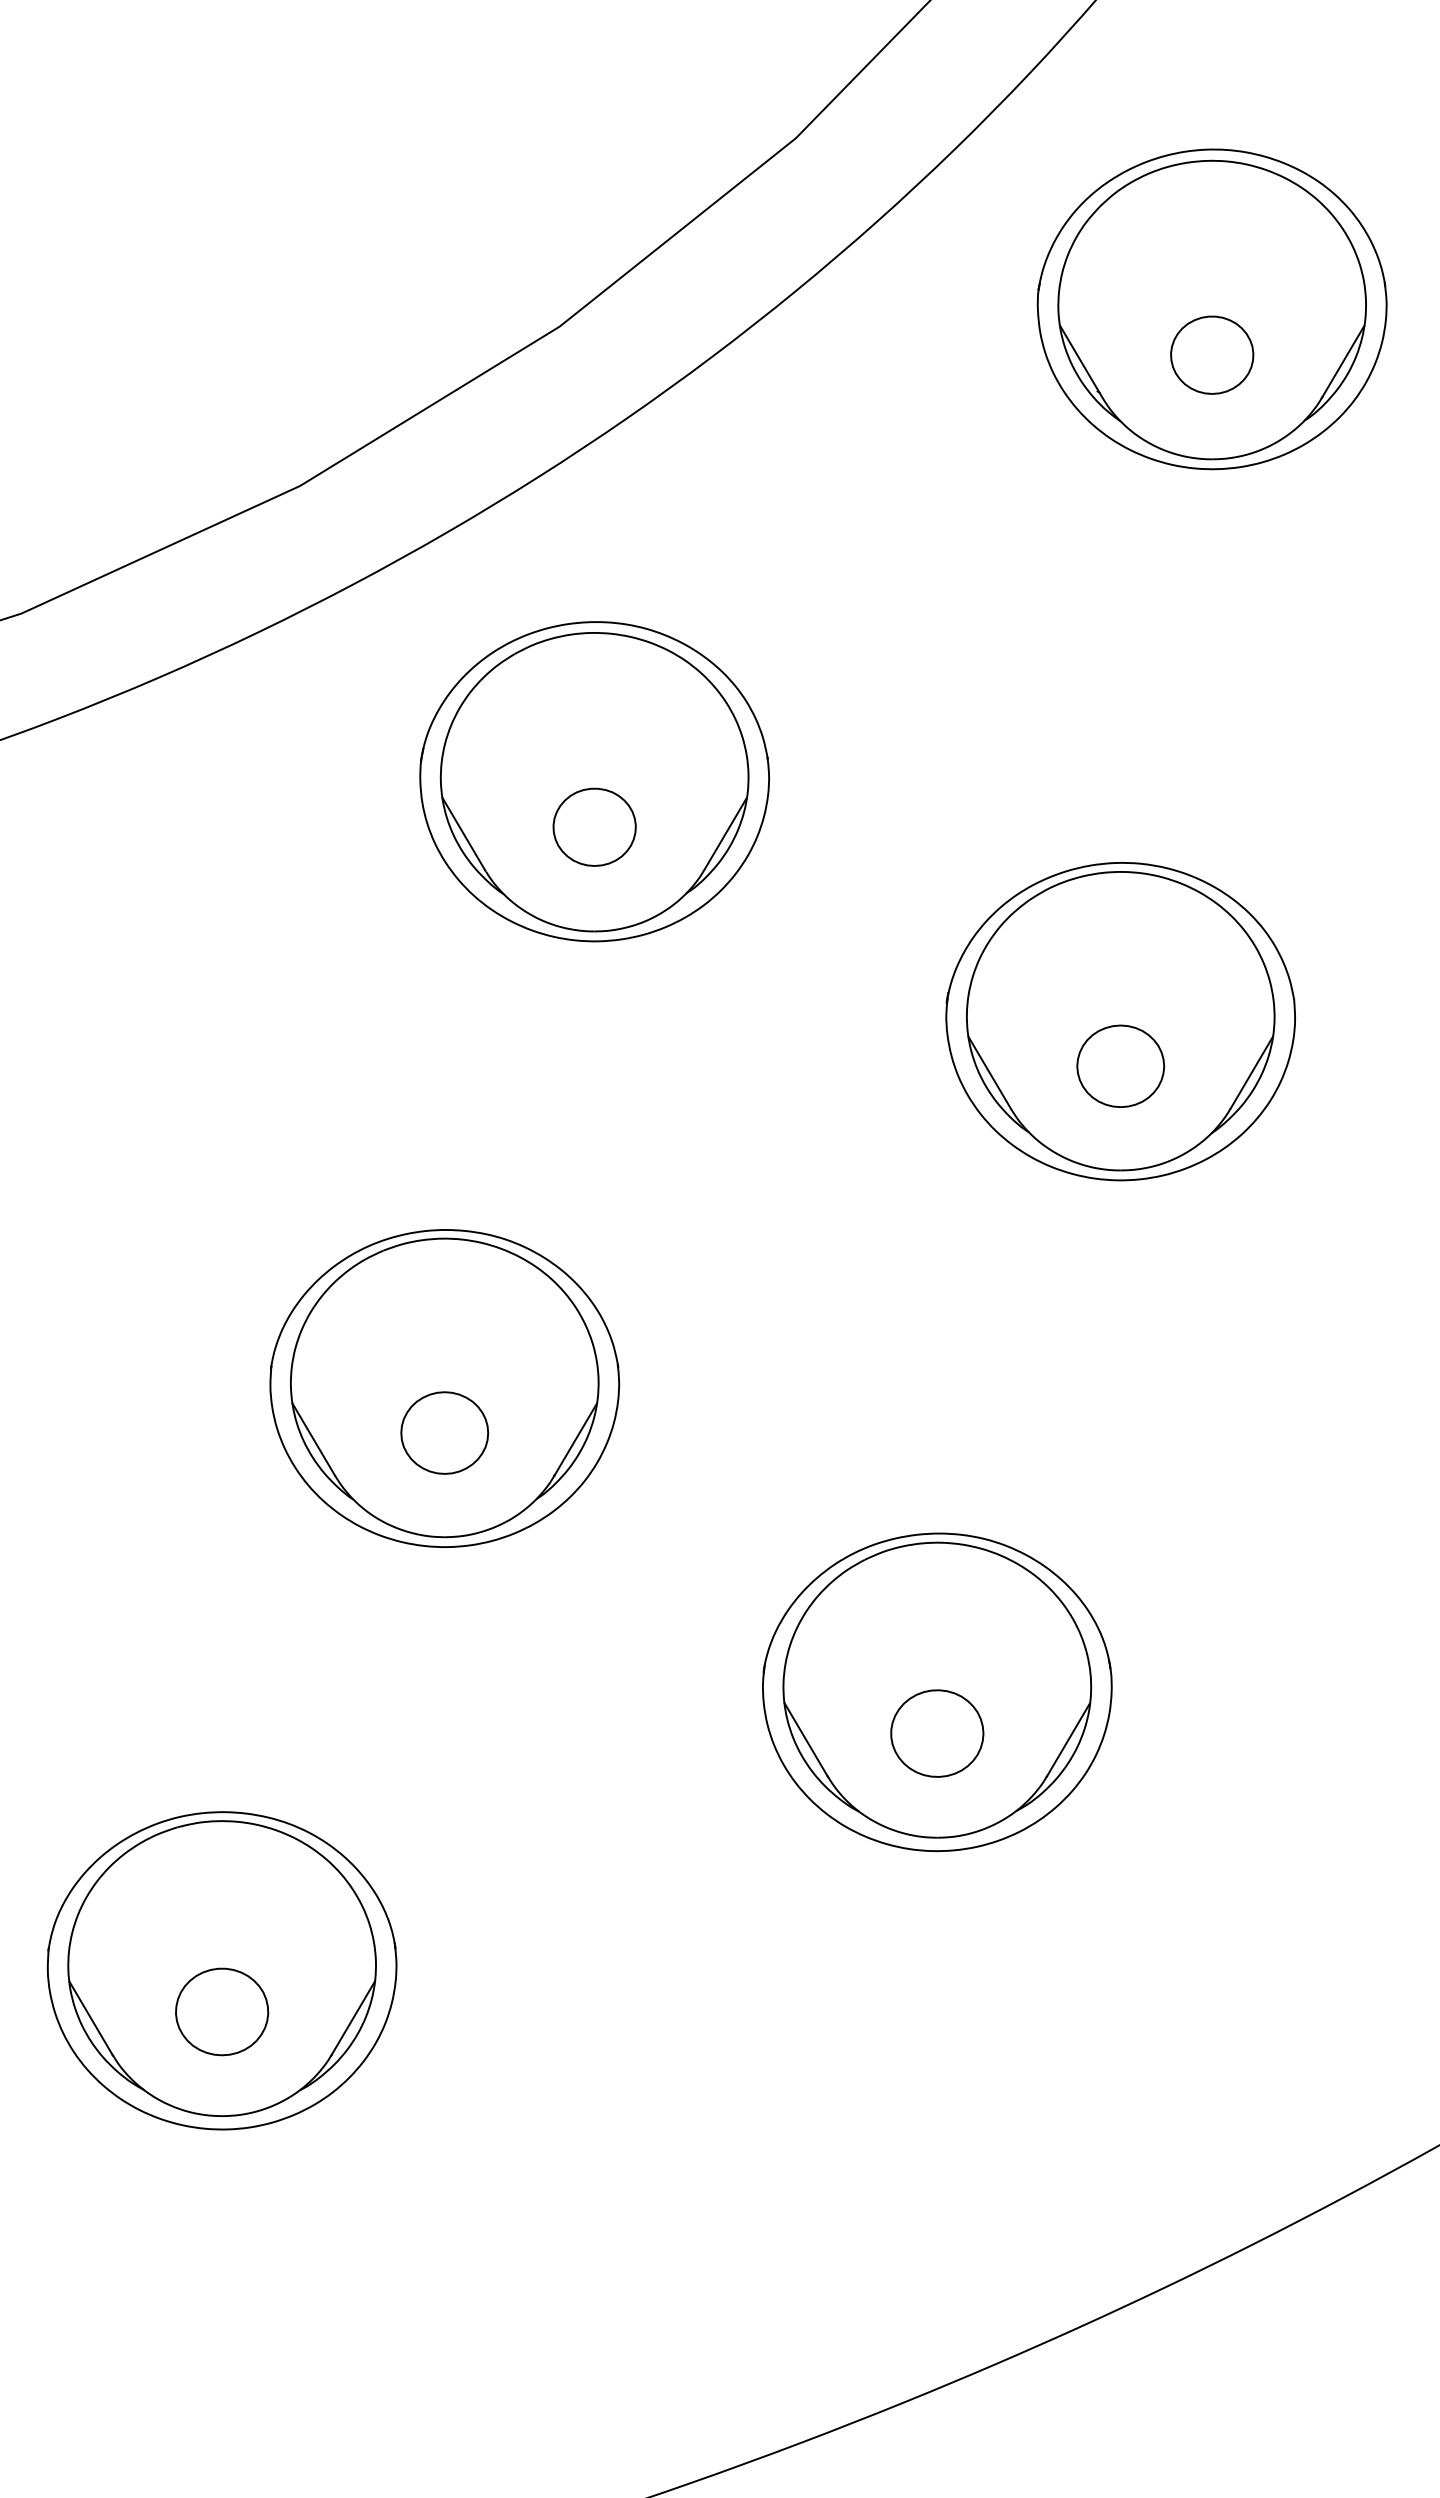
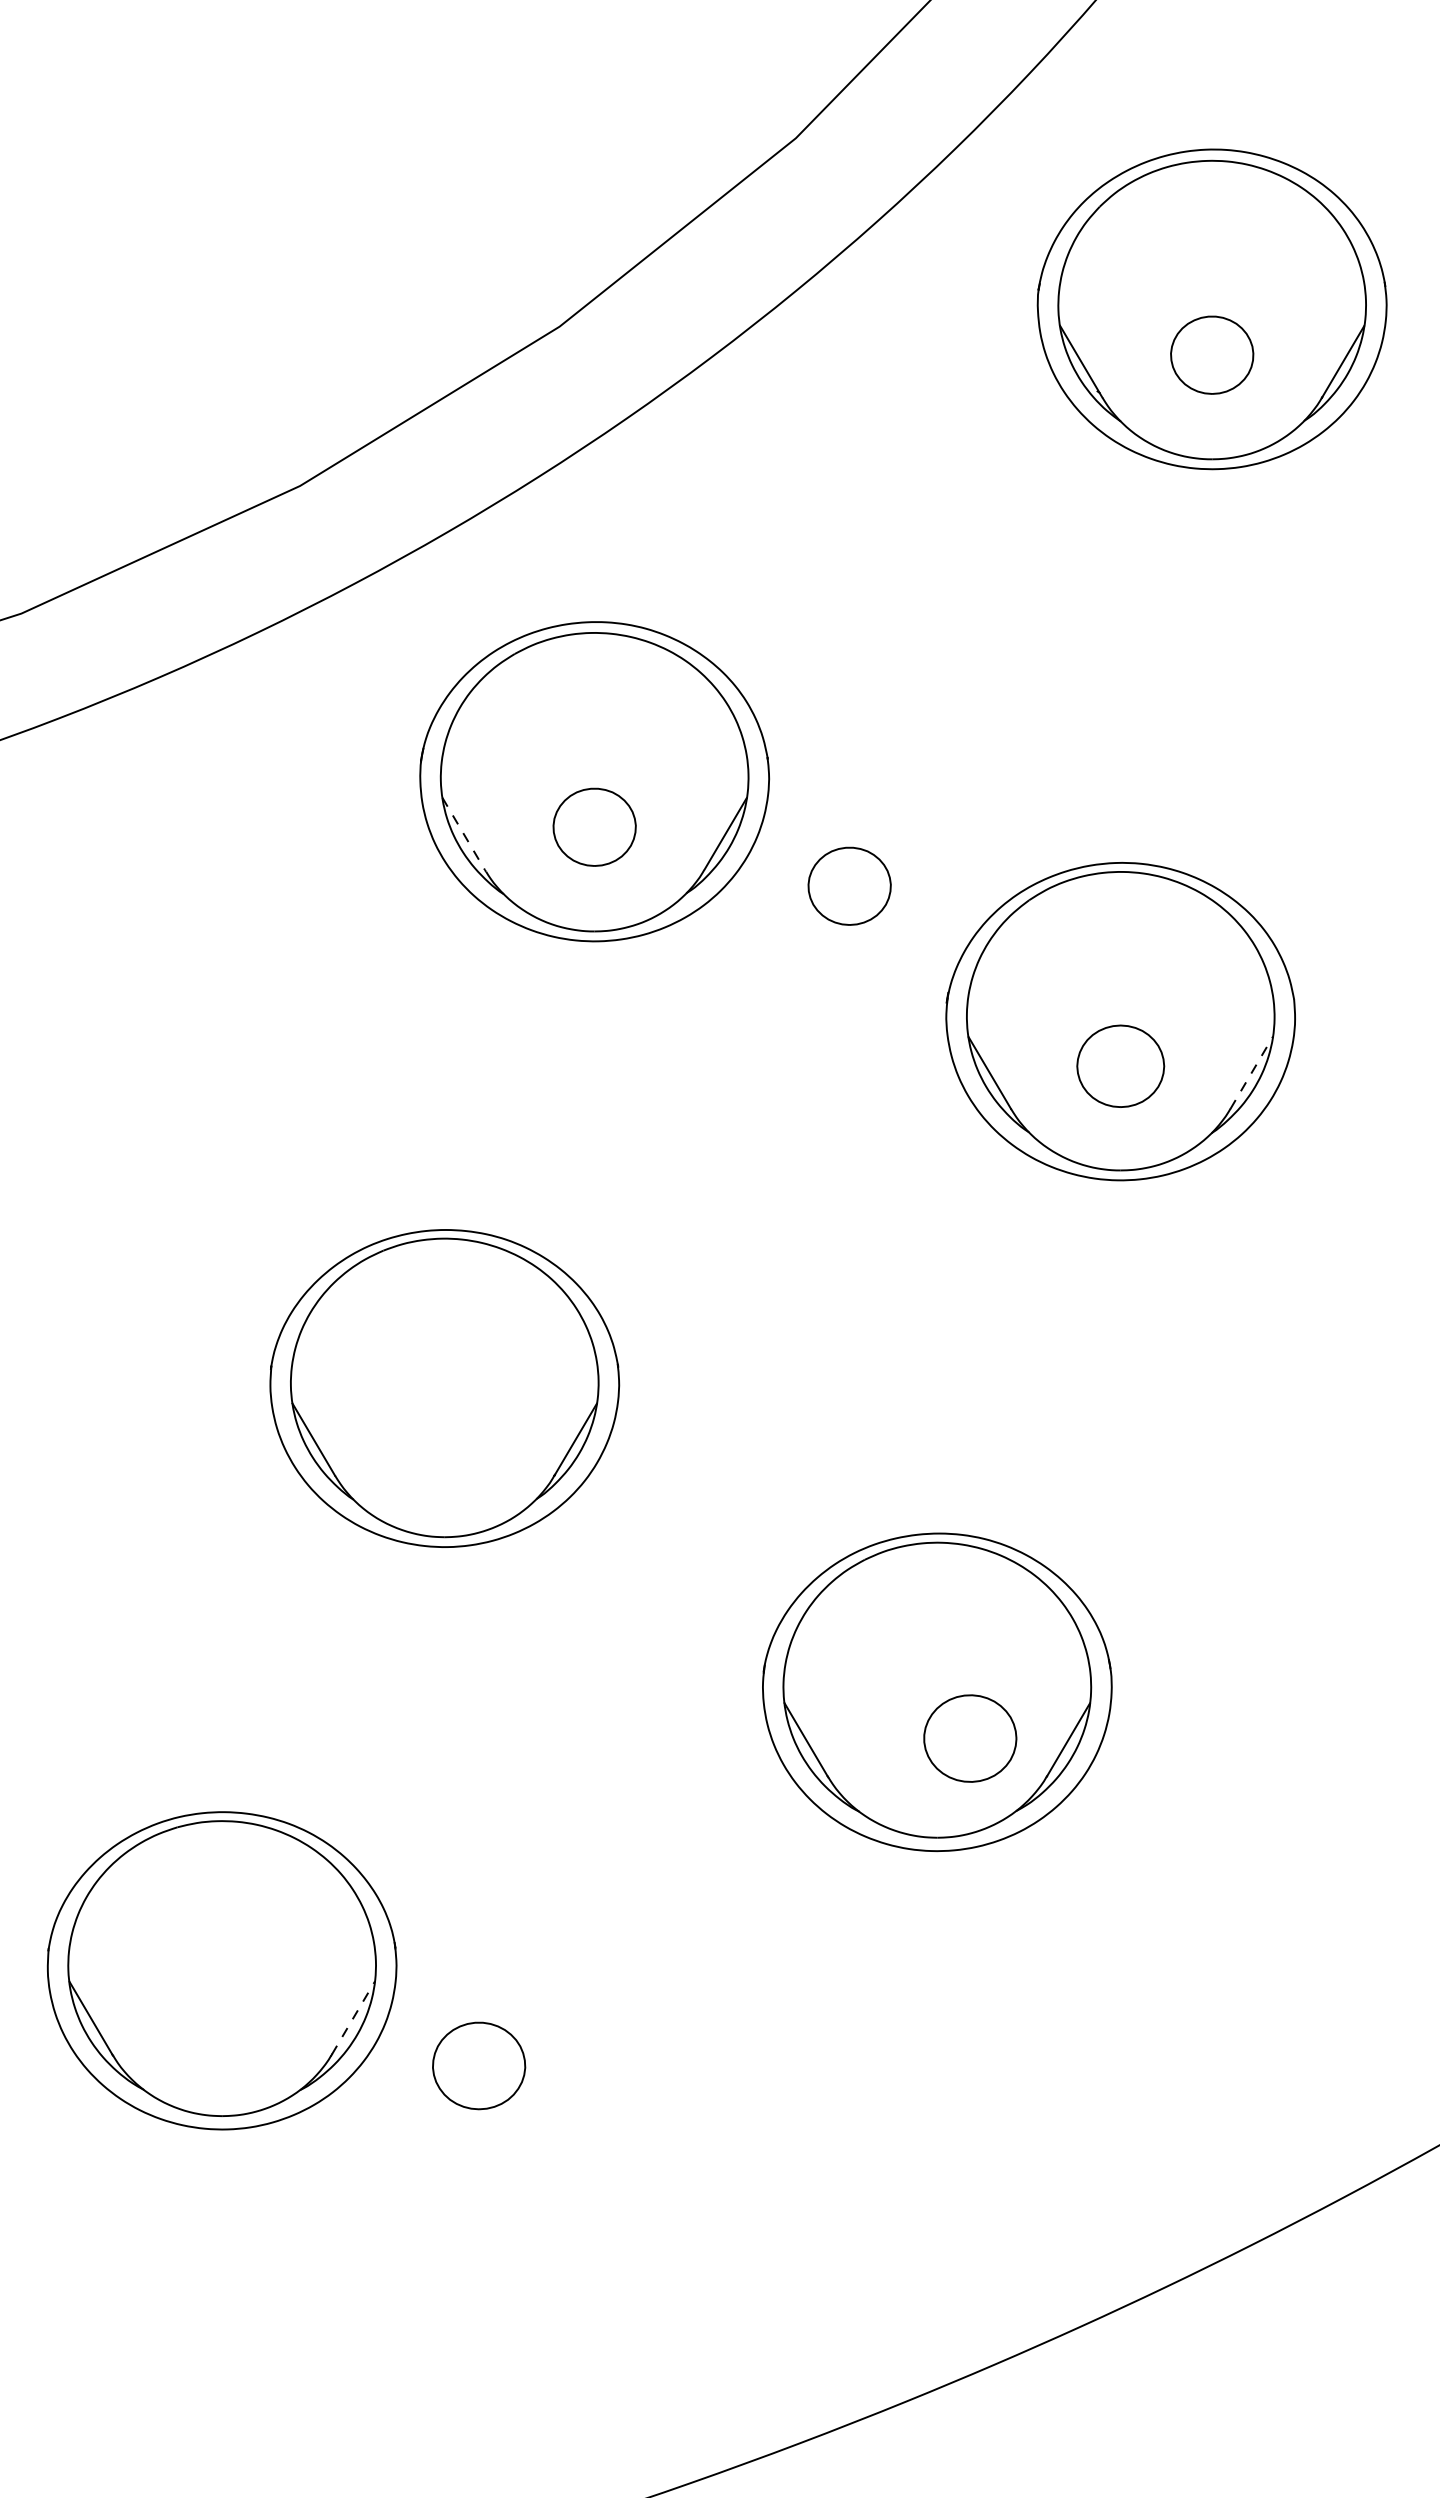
line: solid -> dashed (463, 833)
part: none -> present (849, 885)
line: solid -> dashed (1251, 1072)
part: present -> none (444, 1432)
part position: (937, 1733) -> (970, 1738) (970, 1738)
part position: (222, 2011) -> (479, 2065) (479, 2065)
line: solid -> dashed (353, 2017)
